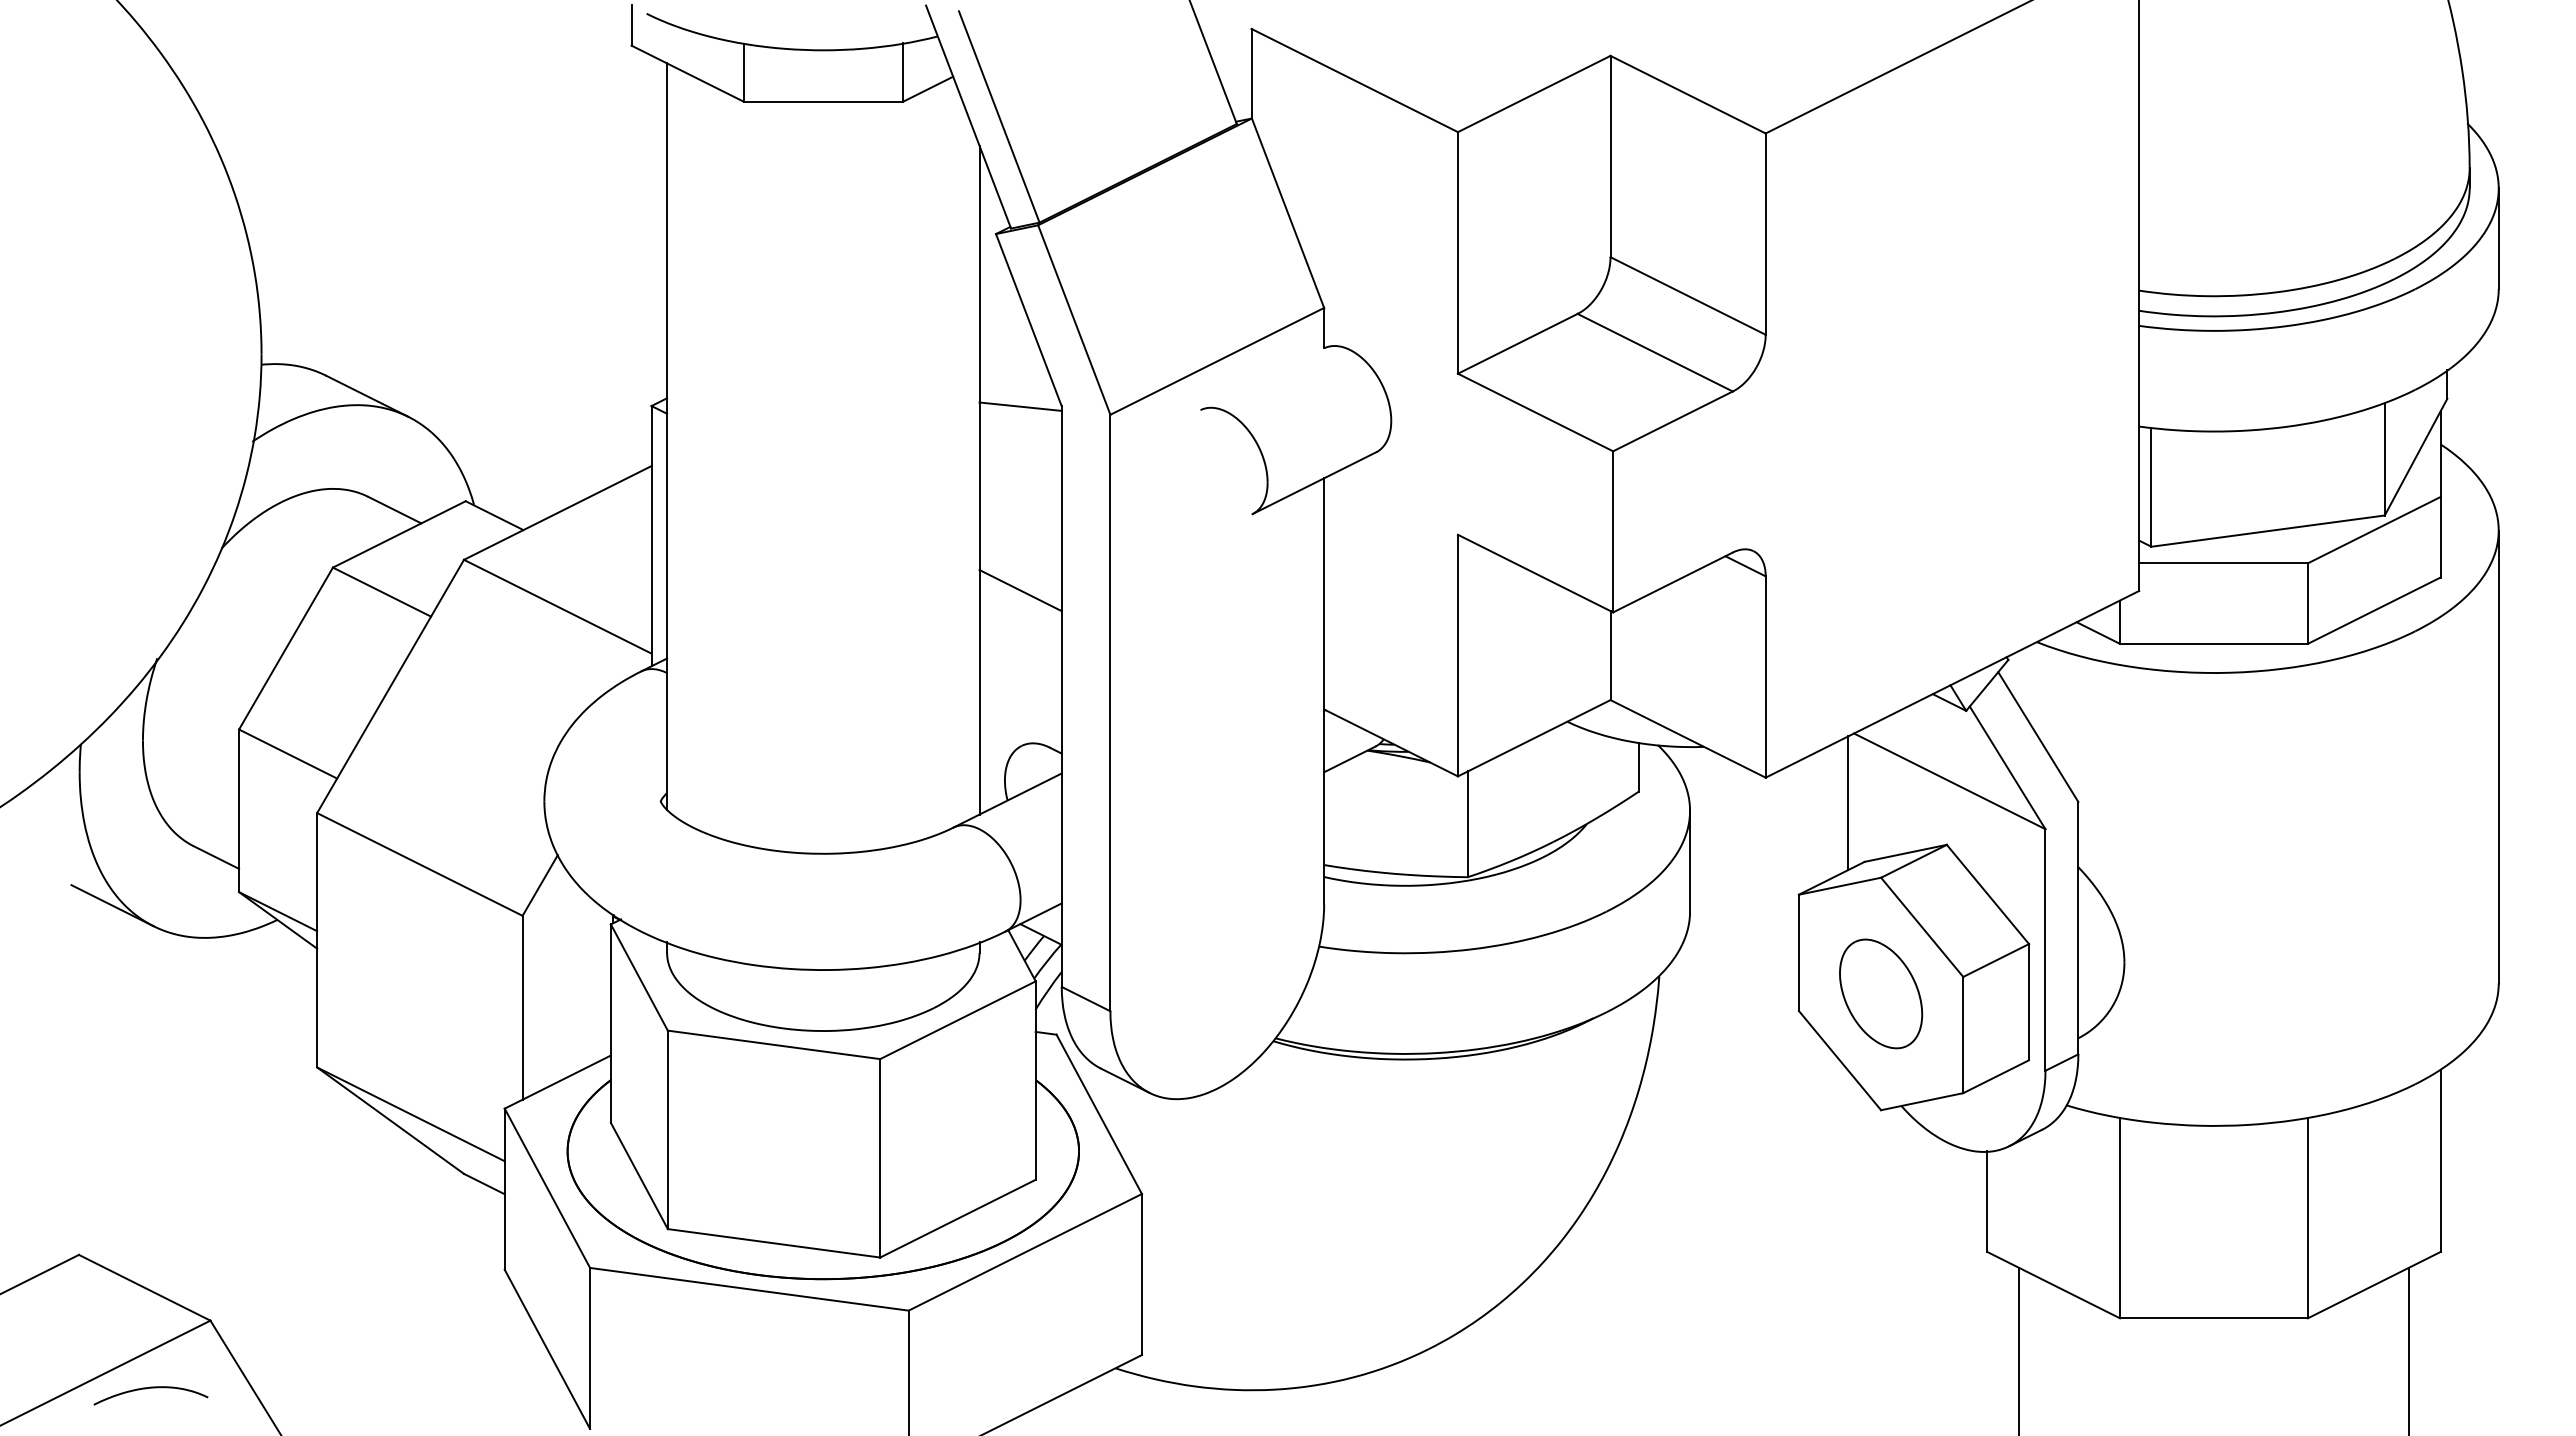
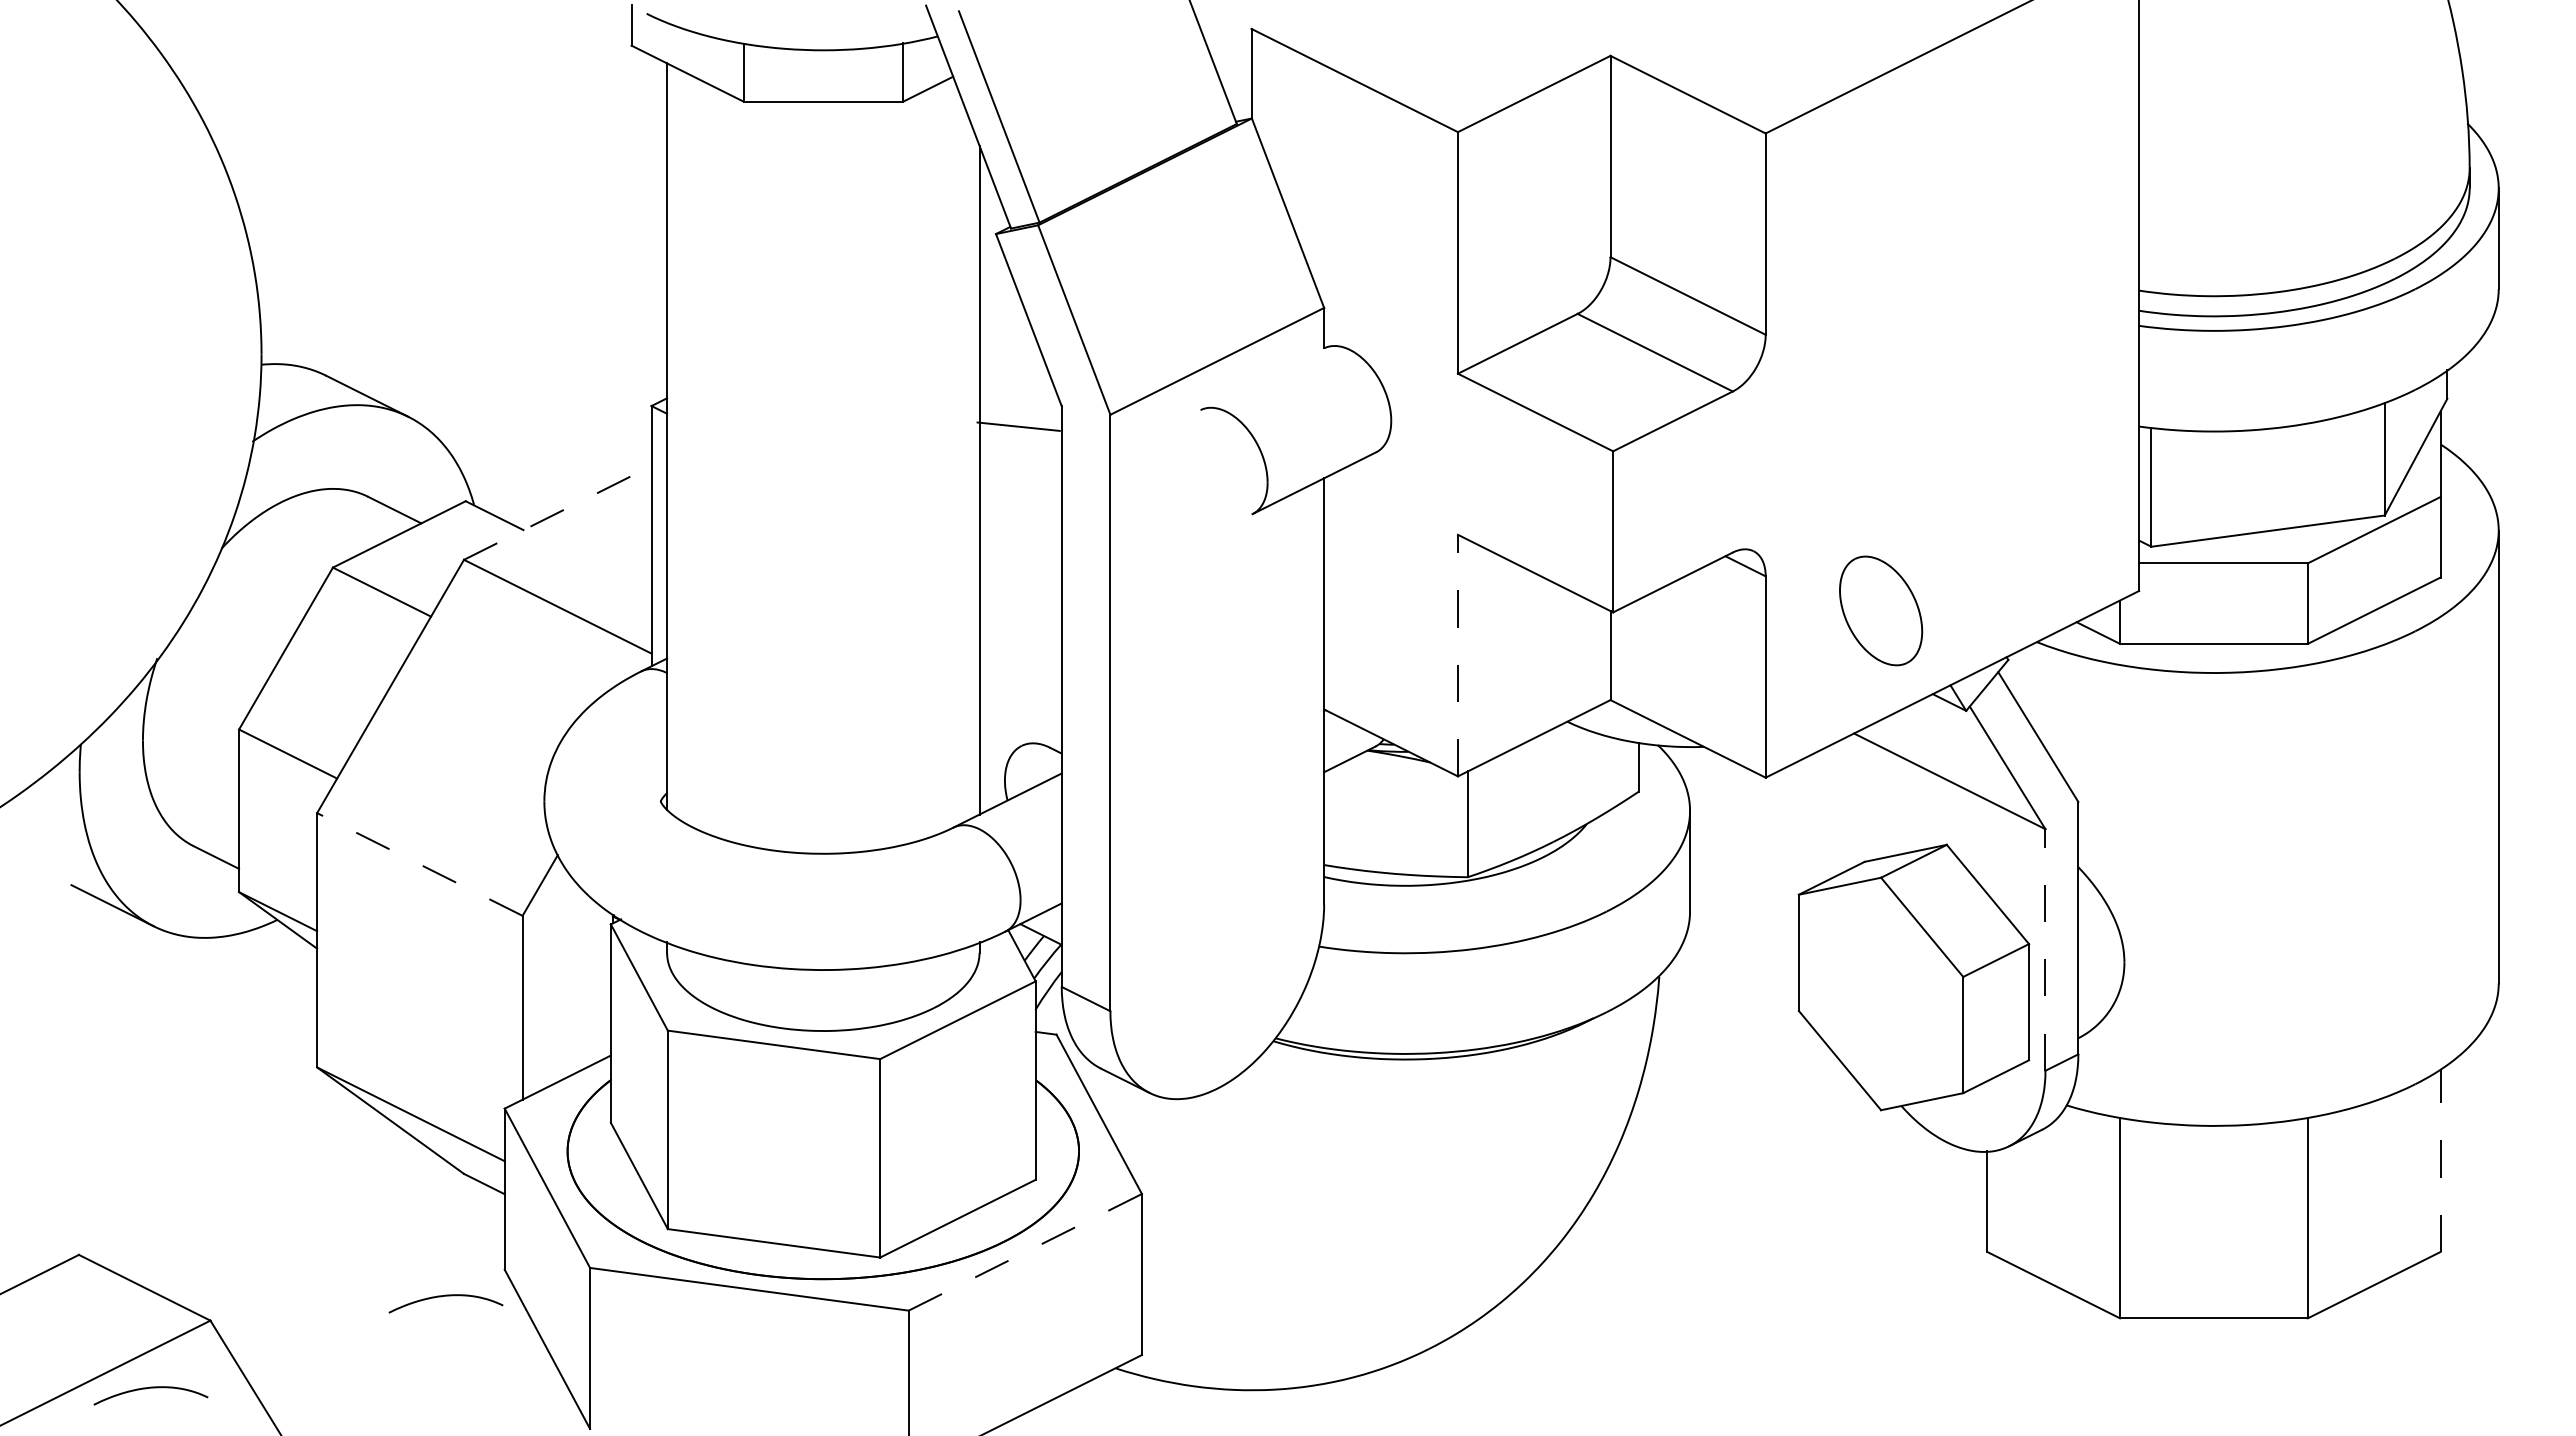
line position: (1020, 406) -> (1018, 426) (1018, 426)
line: solid -> dashed (557, 512)
line: present -> none (1020, 590)
line: solid -> dashed (1457, 655)
line: present -> none (1848, 803)
line: solid -> dashed (419, 864)
line: solid -> dashed (2045, 950)
part position: (1881, 993) -> (1881, 610) (1881, 610)
line: solid -> dashed (2440, 1160)
line: solid -> dashed (1025, 1252)
curve: none -> present (445, 1296)
line: present -> none (2018, 1349)
line: present -> none (2409, 1349)
